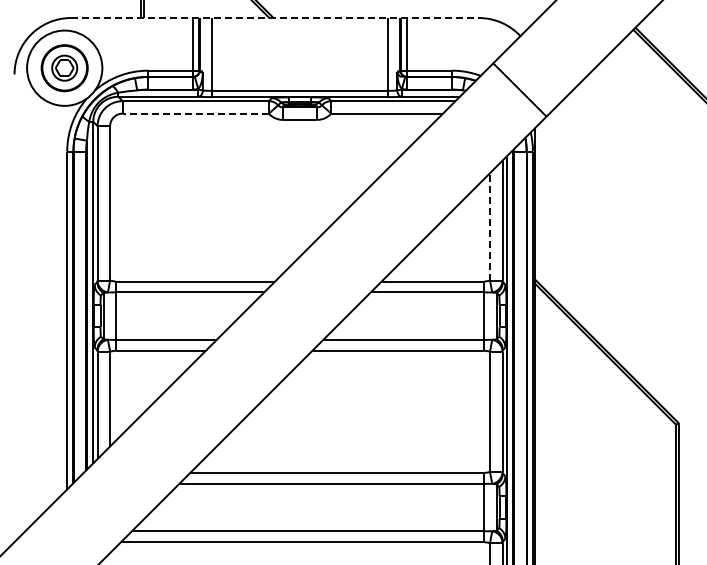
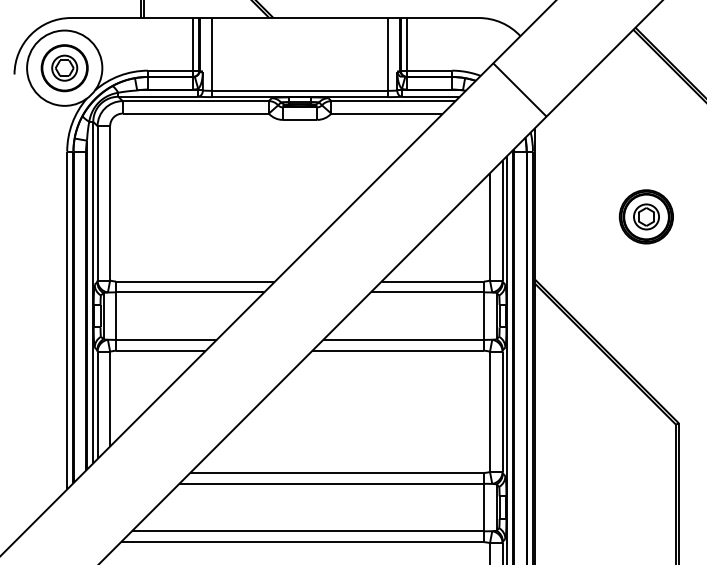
line: dashed -> solid (274, 18)
line: dashed -> solid (195, 113)
part: none -> present (645, 216)
line: dashed -> solid (490, 226)
